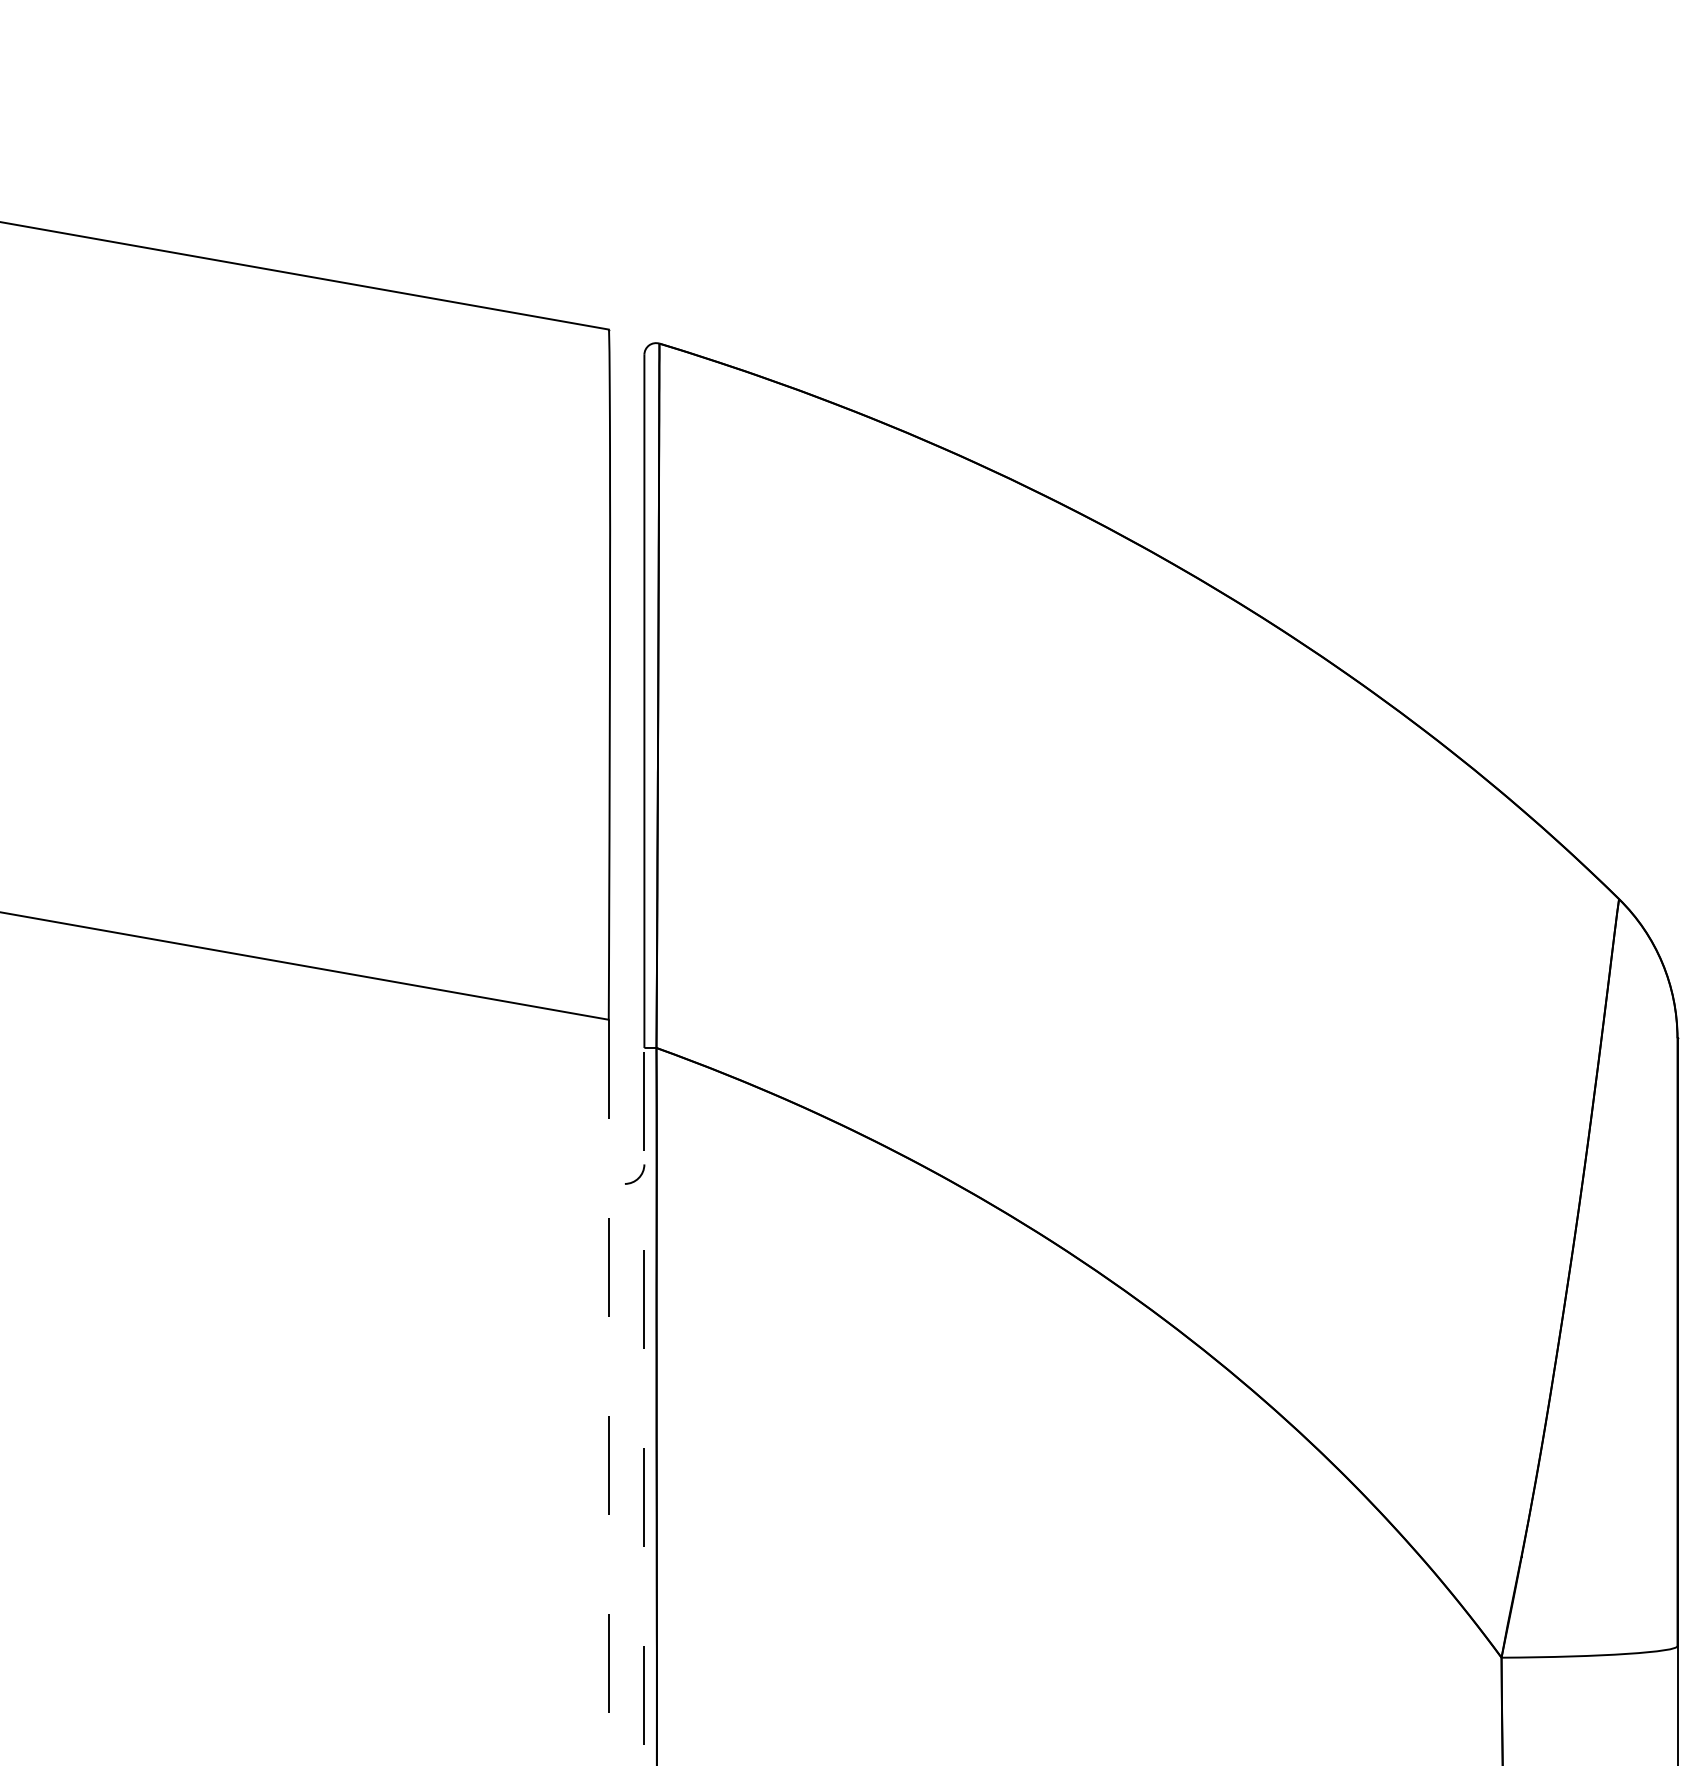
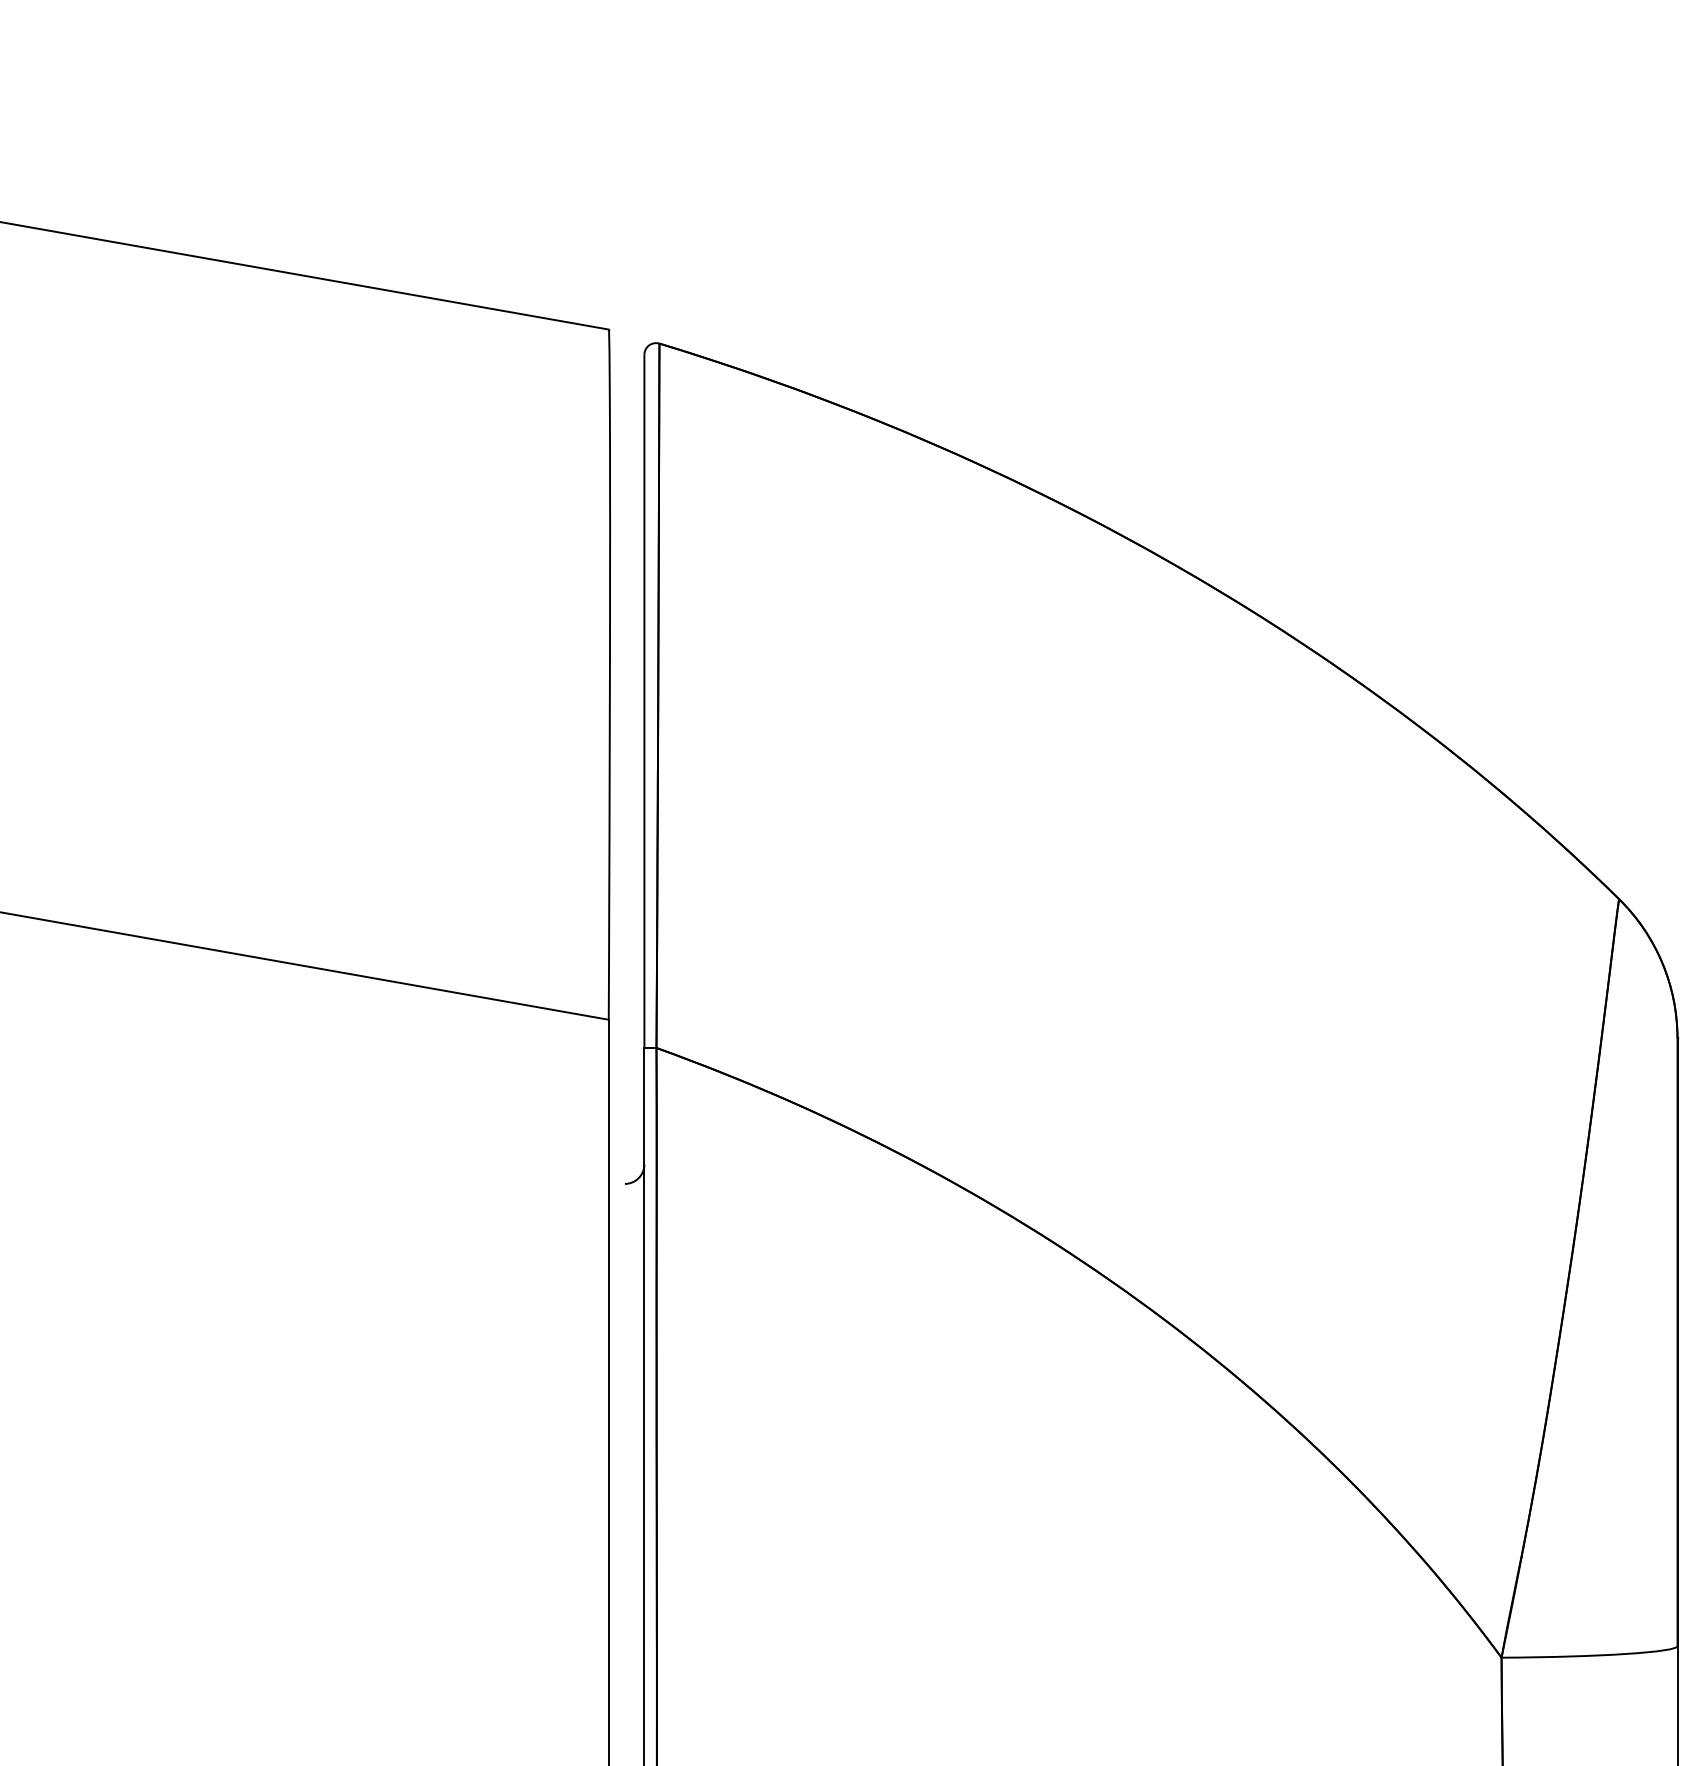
line: dashed -> solid (608, 1392)
line: dashed -> solid (644, 1406)
